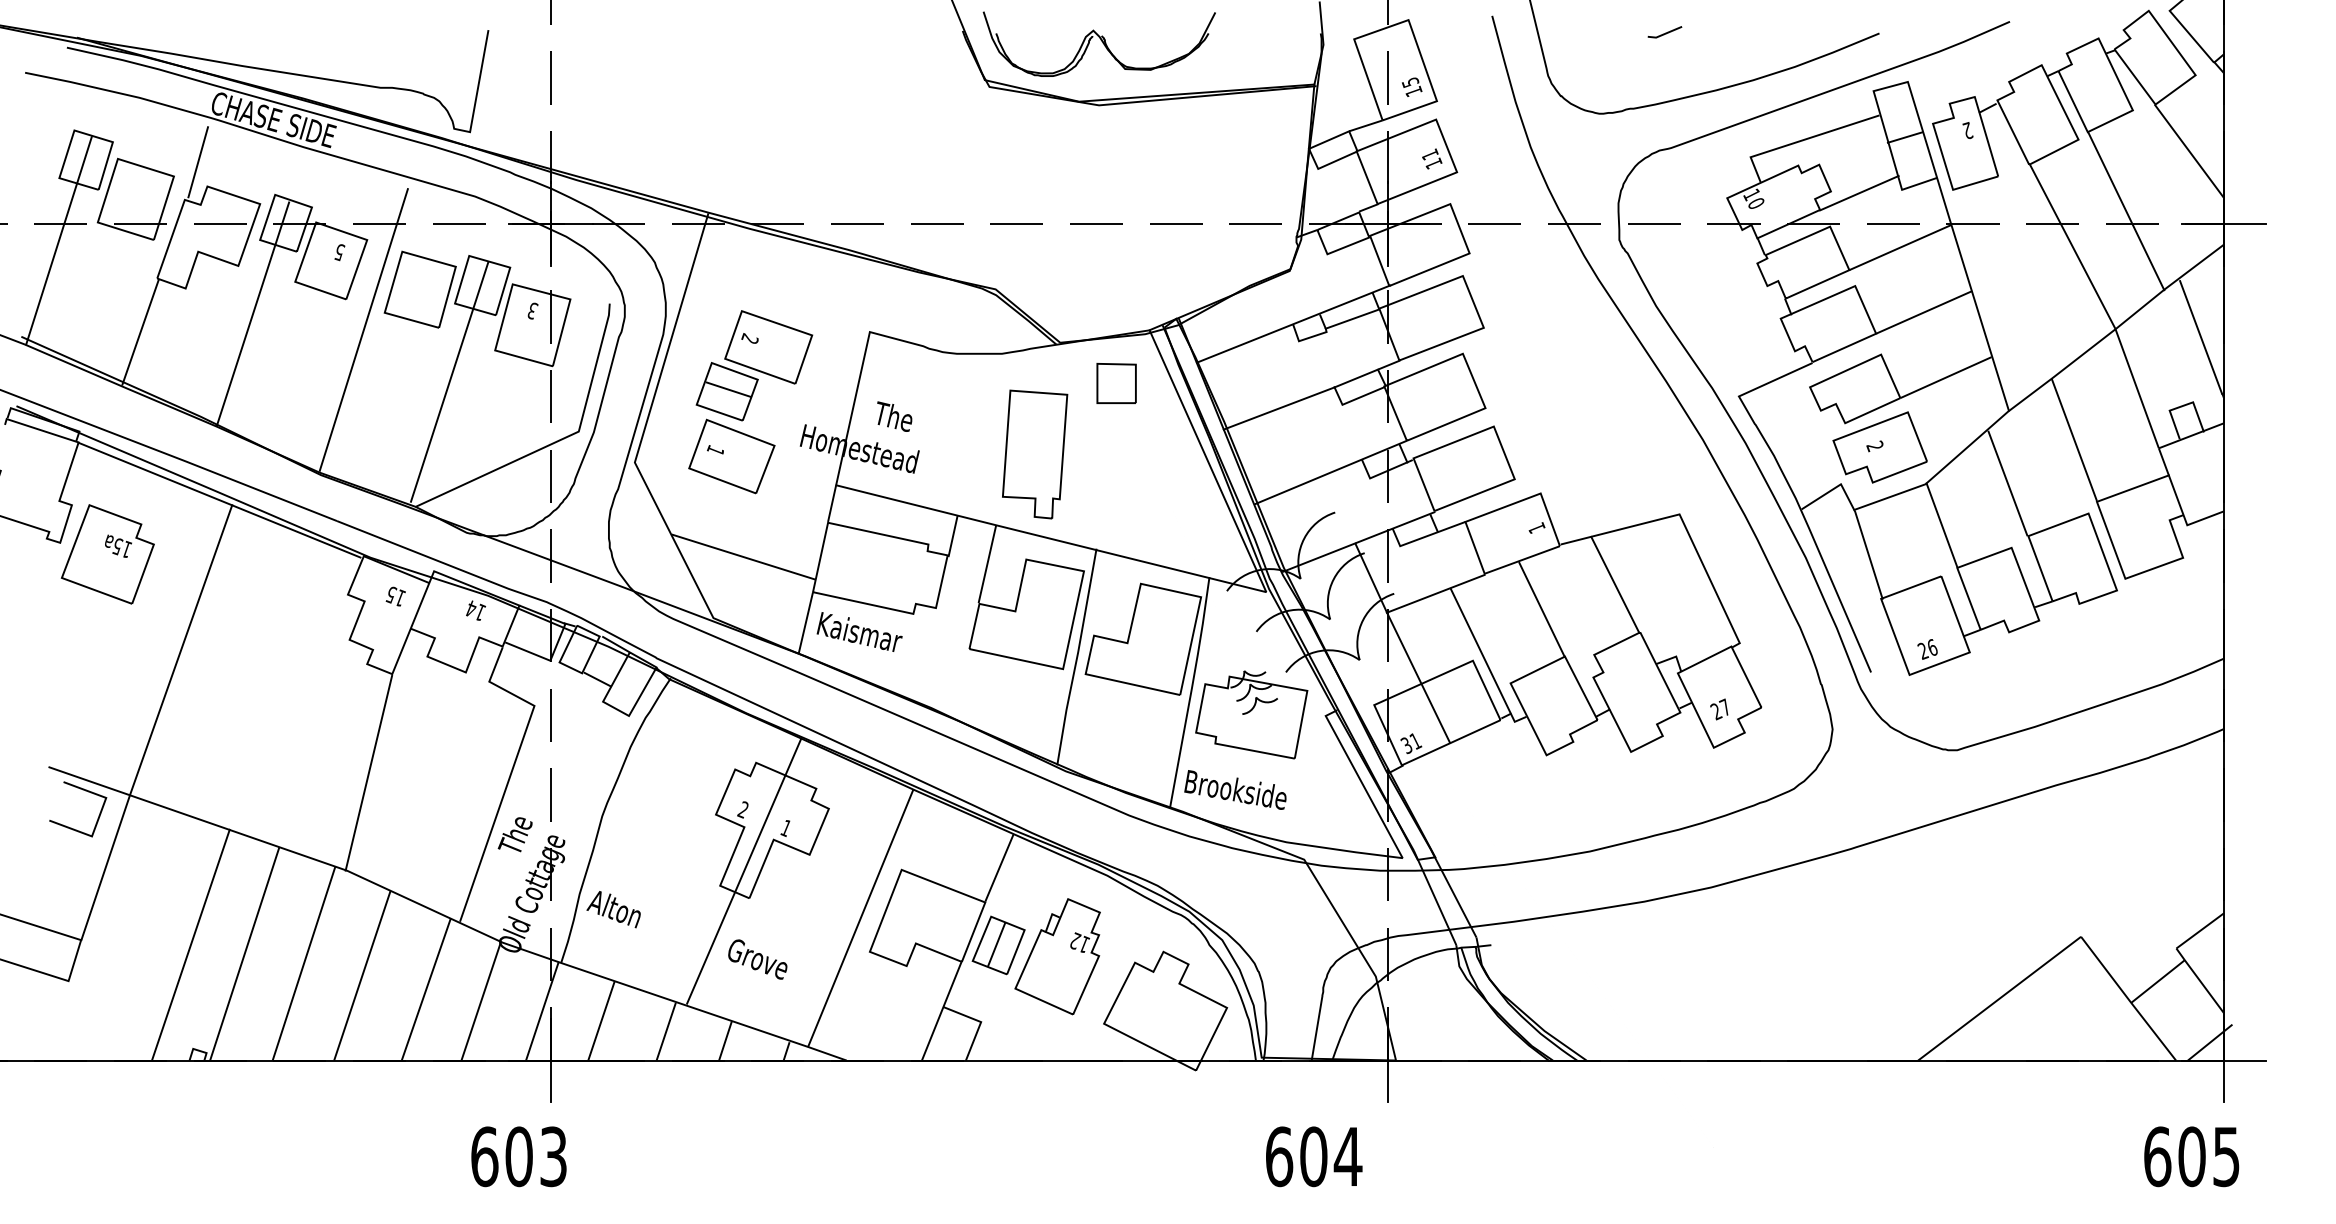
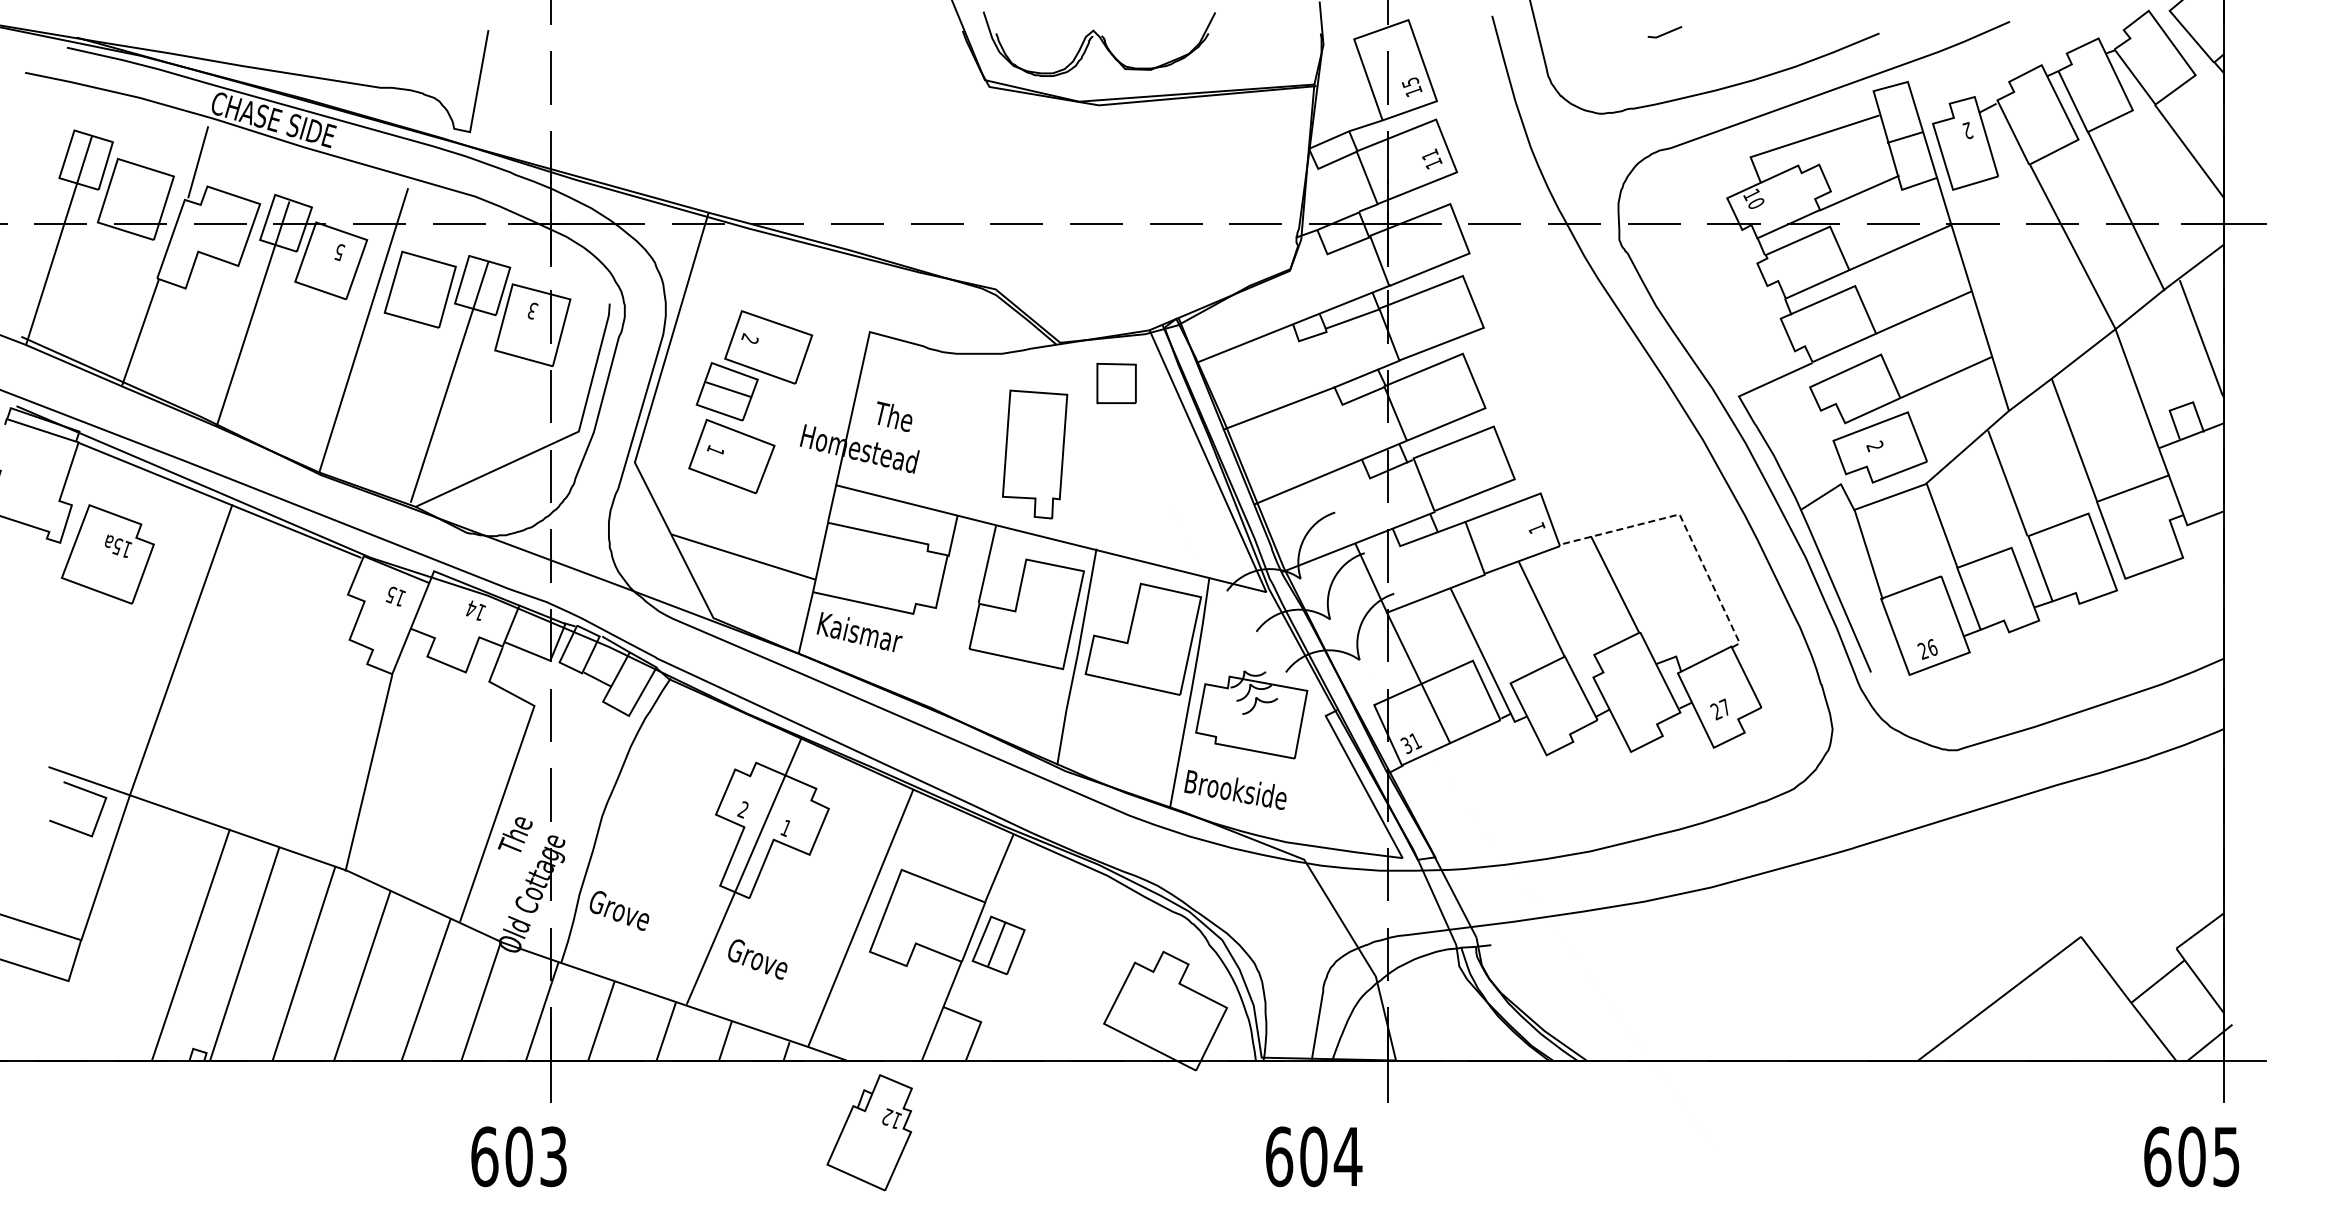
line: solid -> dashed (1685, 527)
text: Alton -> Grove (617, 910)
part position: (1057, 956) -> (869, 1132) (869, 1132)
